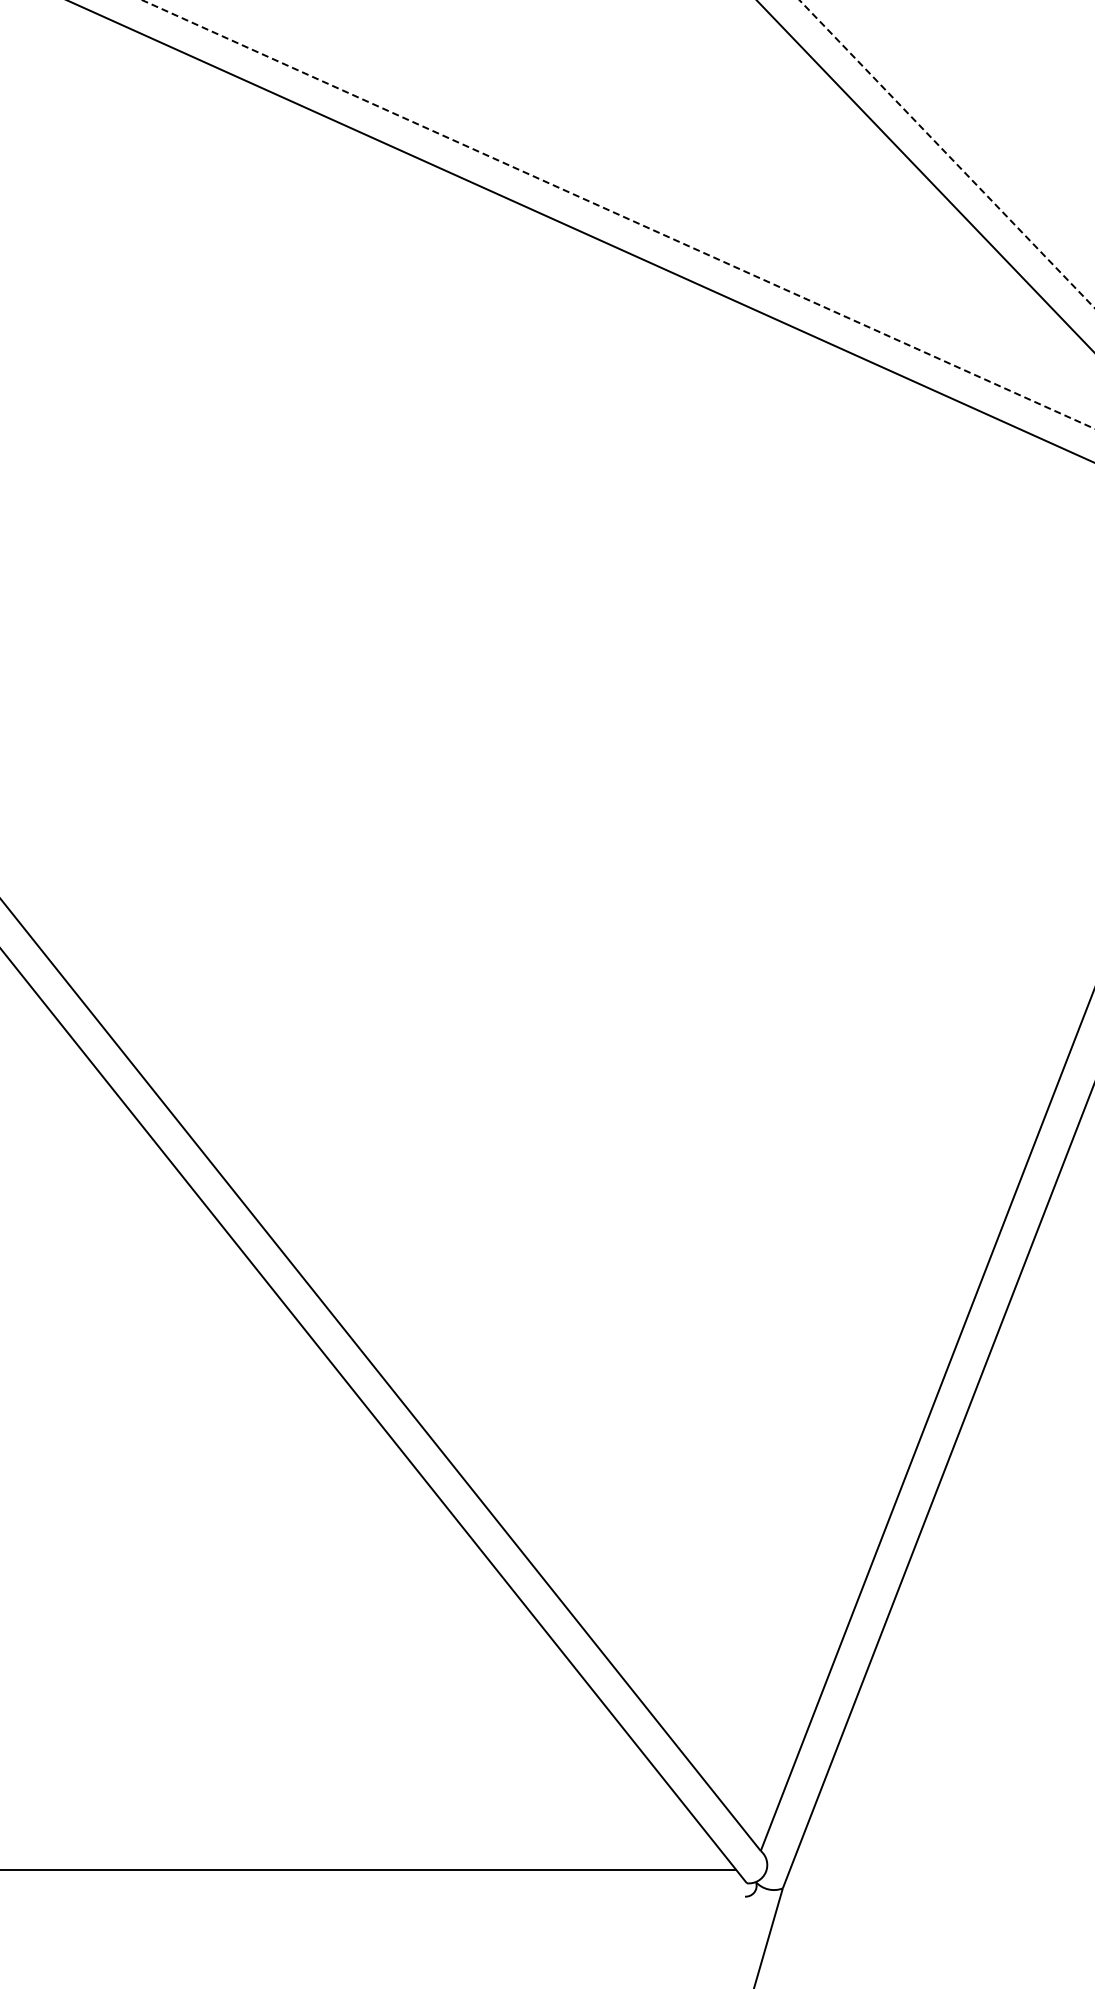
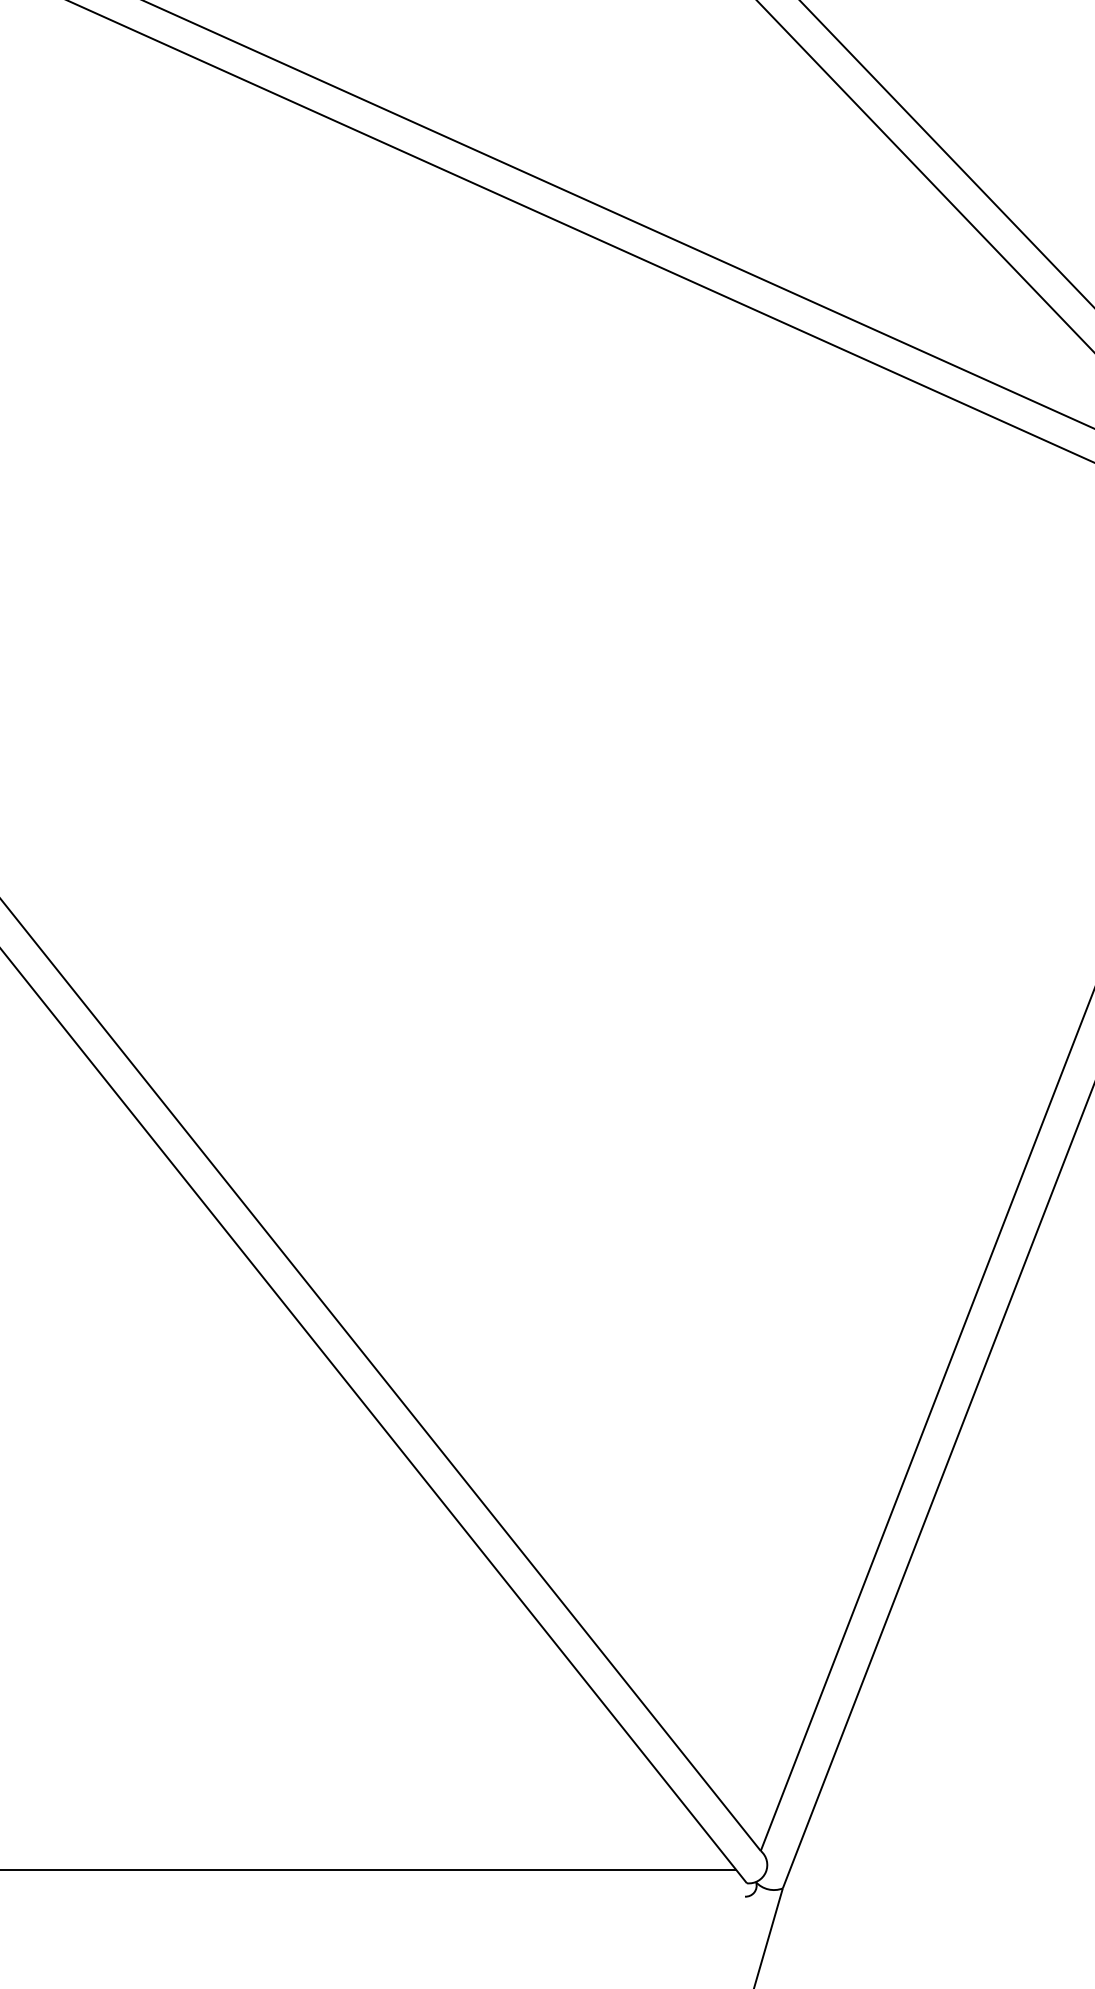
line: dashed -> solid (947, 154)
line: dashed -> solid (619, 214)
